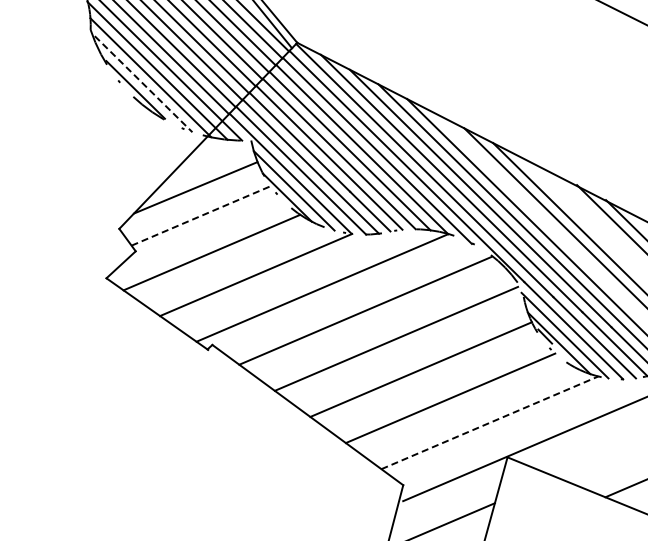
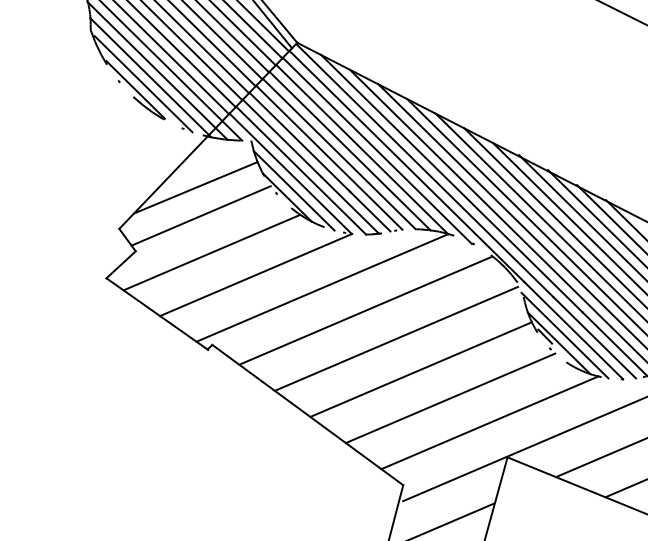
line: dashed -> solid (143, 84)
line: dashed -> solid (201, 215)
line: none -> present (539, 215)
line: none -> present (581, 216)
line: none -> present (596, 217)
line: dashed -> solid (489, 422)
line: none -> present (600, 458)
